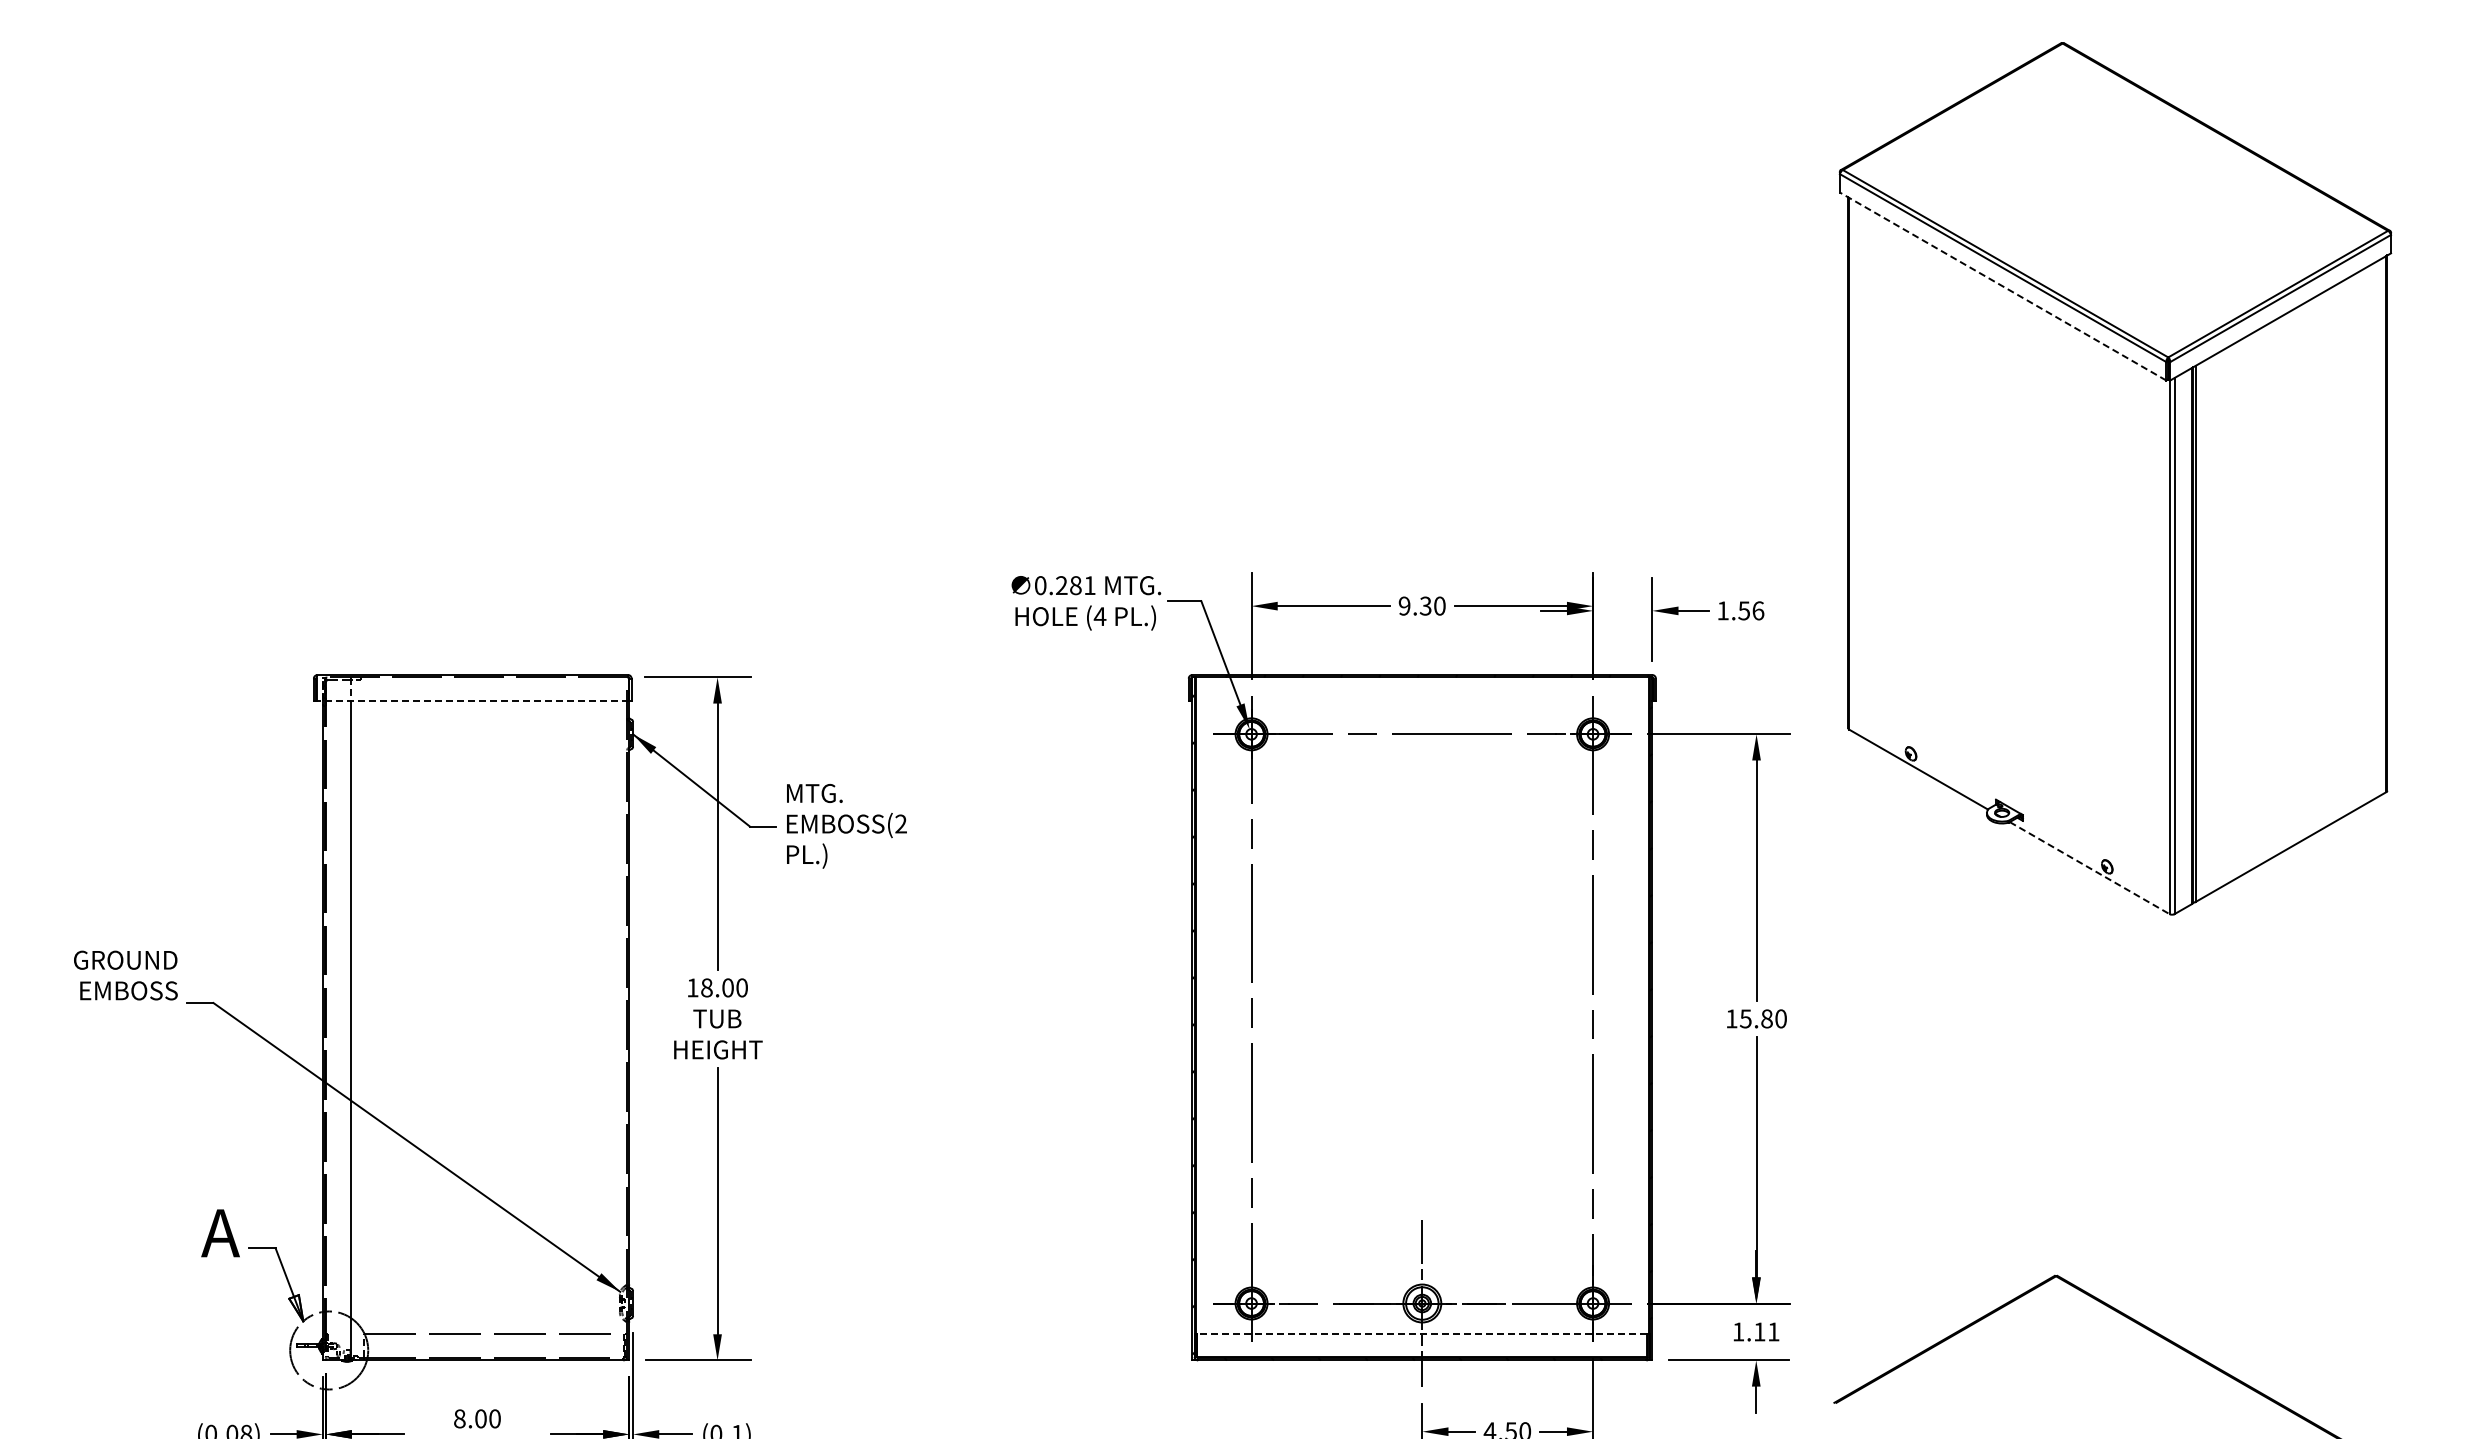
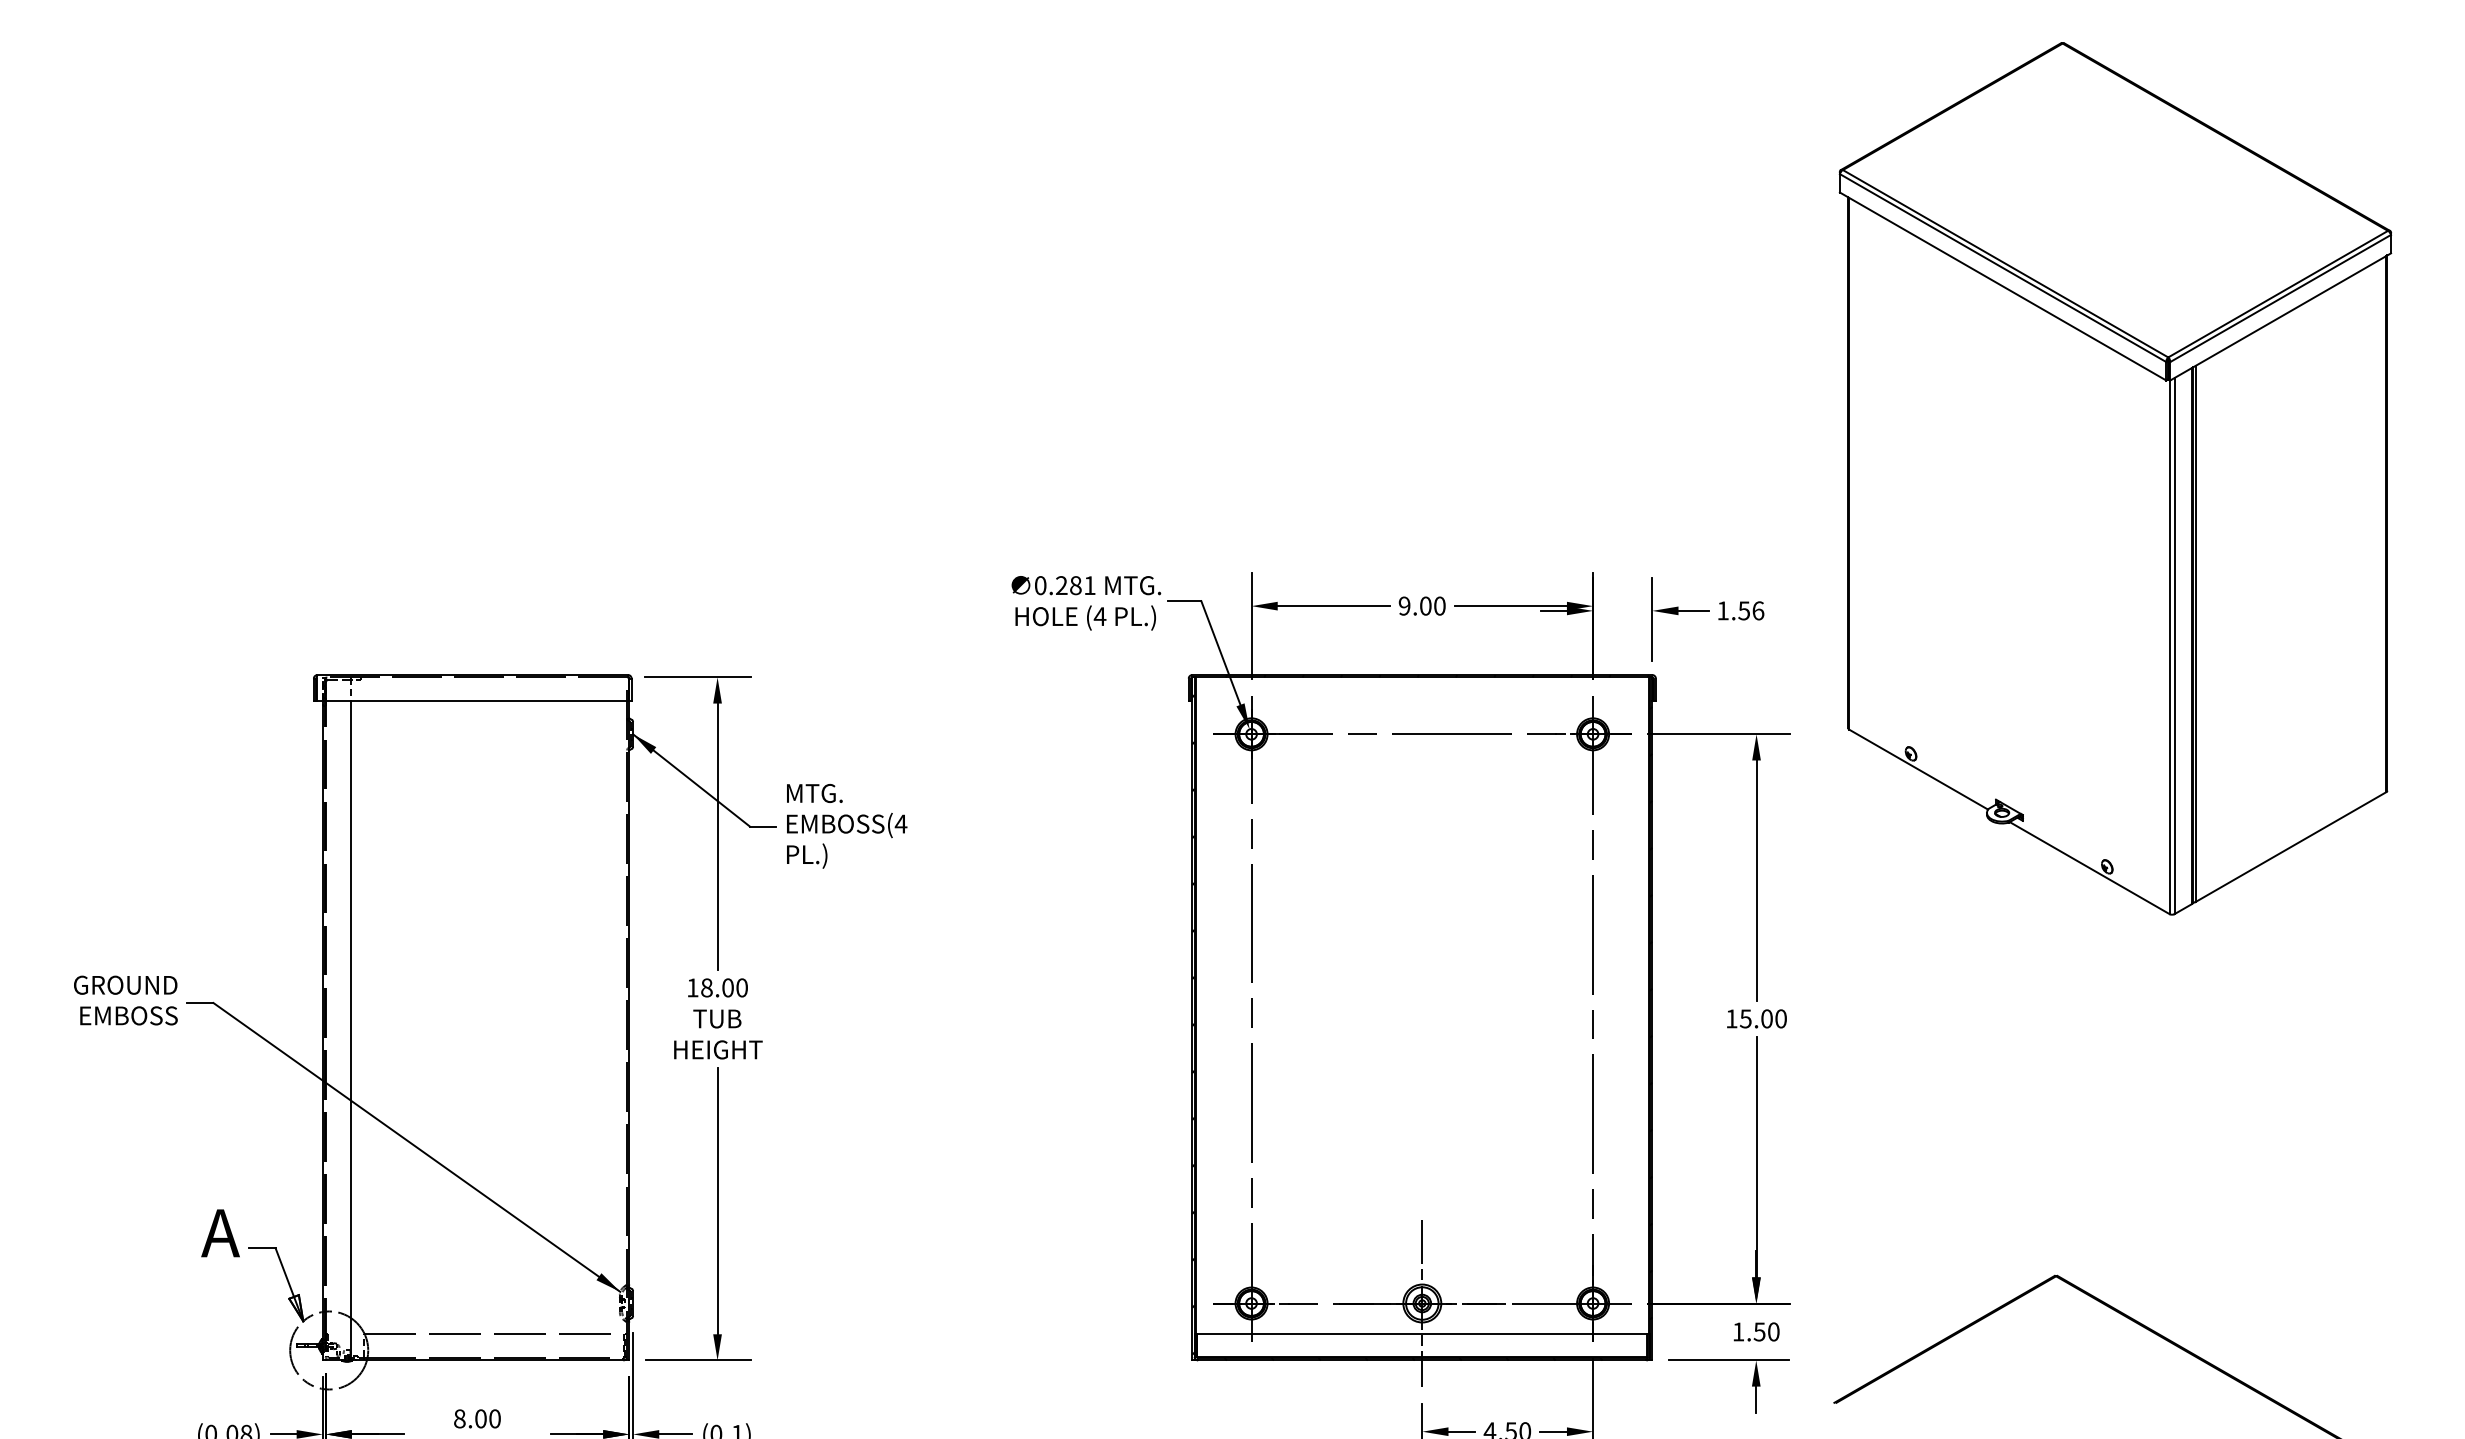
line: dashed -> solid (2002, 286)
text: 9.30 -> 9.00 (1425, 605)
line: dashed -> solid (472, 701)
text: (2 -> (4 (900, 823)
line: dashed -> solid (2090, 868)
text position: (125, 975) -> (125, 1000) (125, 1000)
text: 15.80 -> 15.00 (1766, 1019)
text: 1.11 -> 1.50 (1766, 1331)
line: dashed -> solid (1422, 1334)
